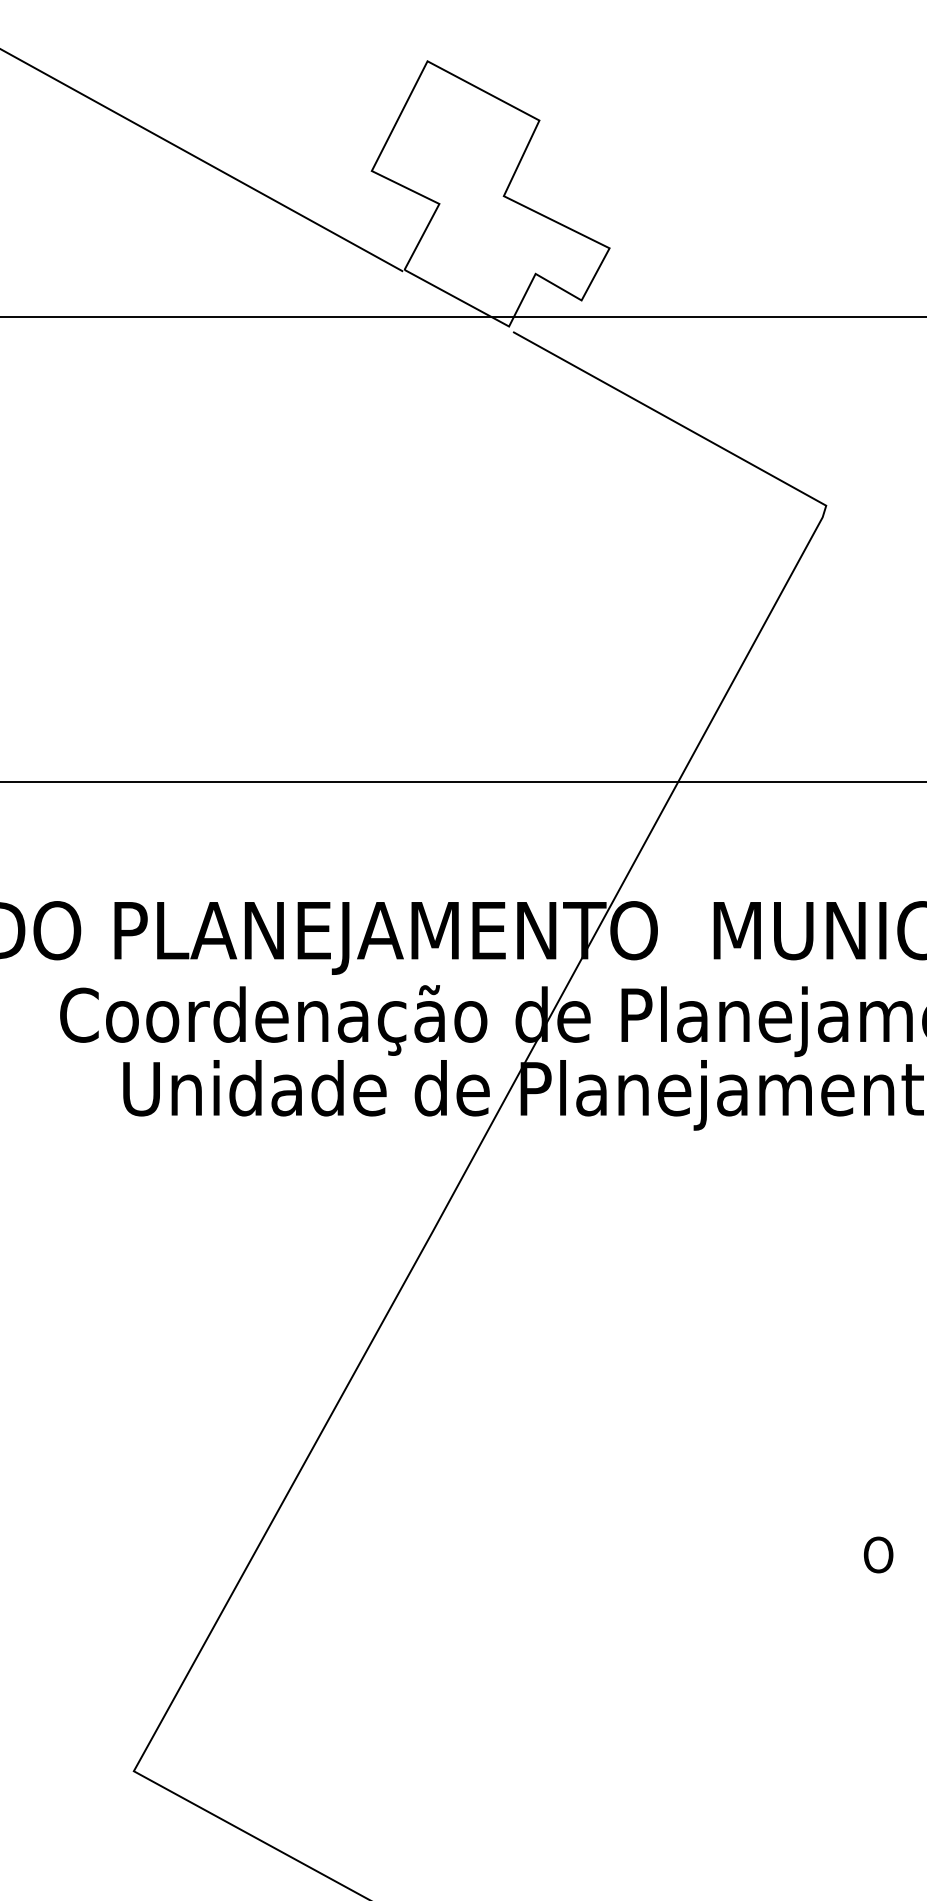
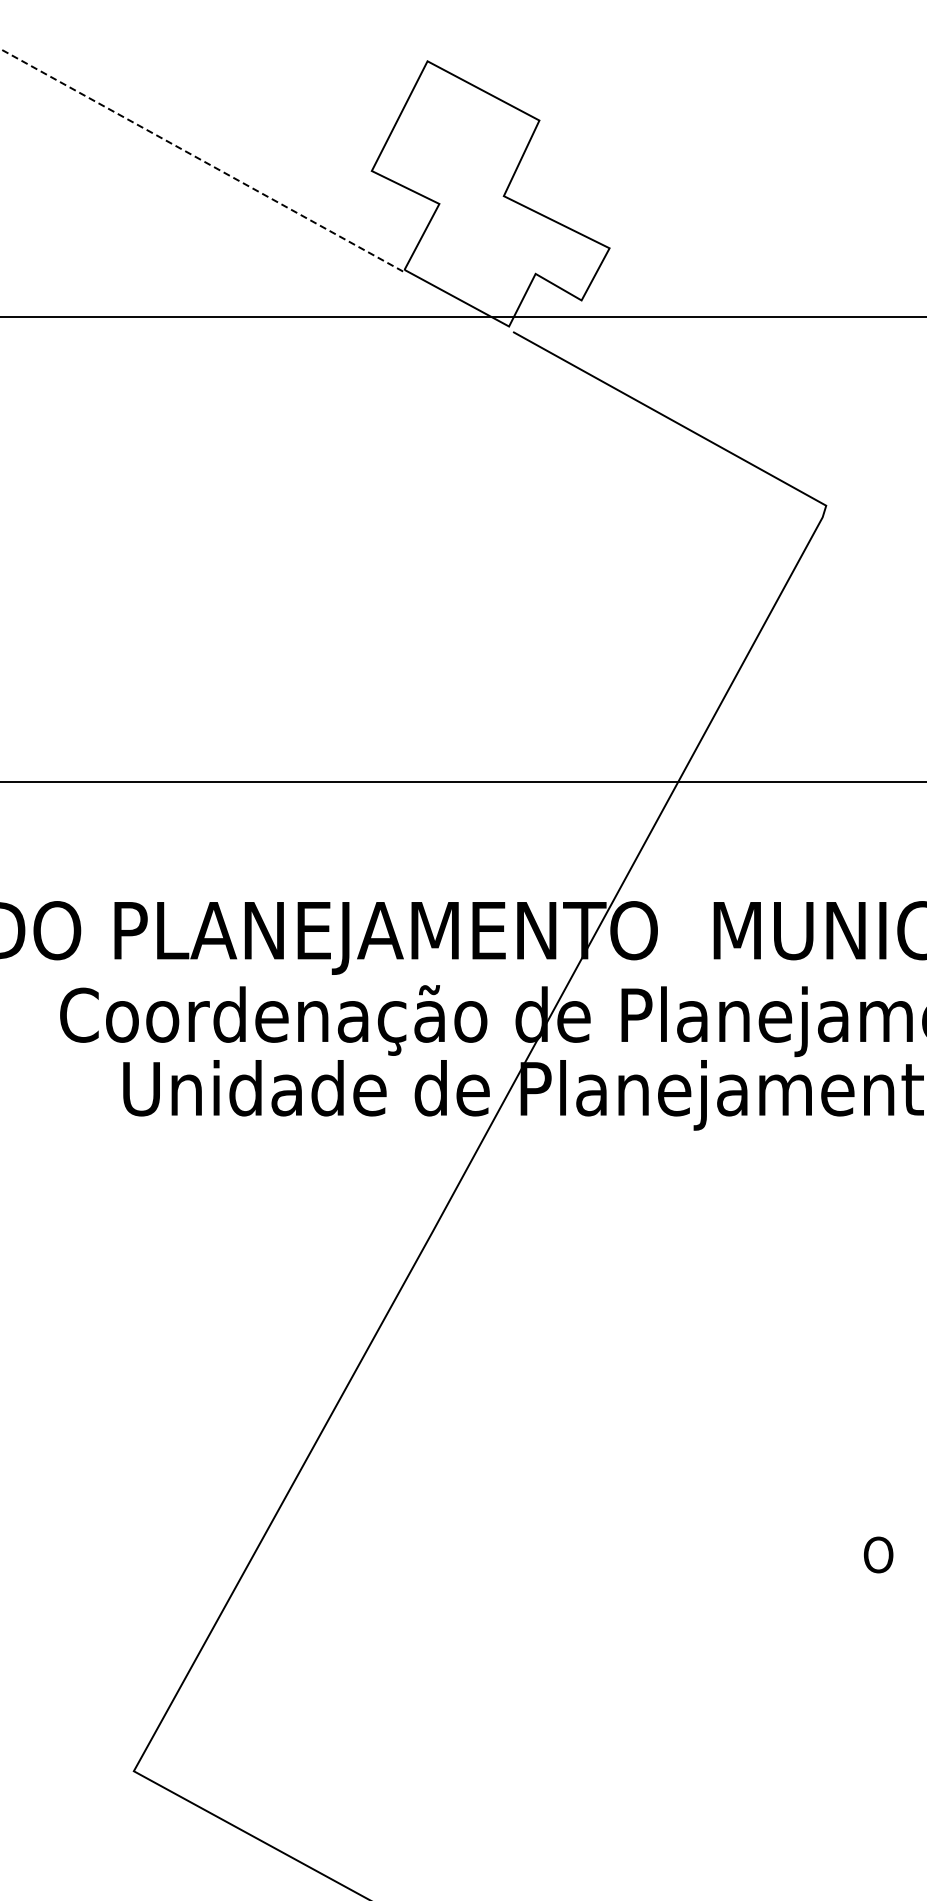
line: solid -> dashed (201, 160)
